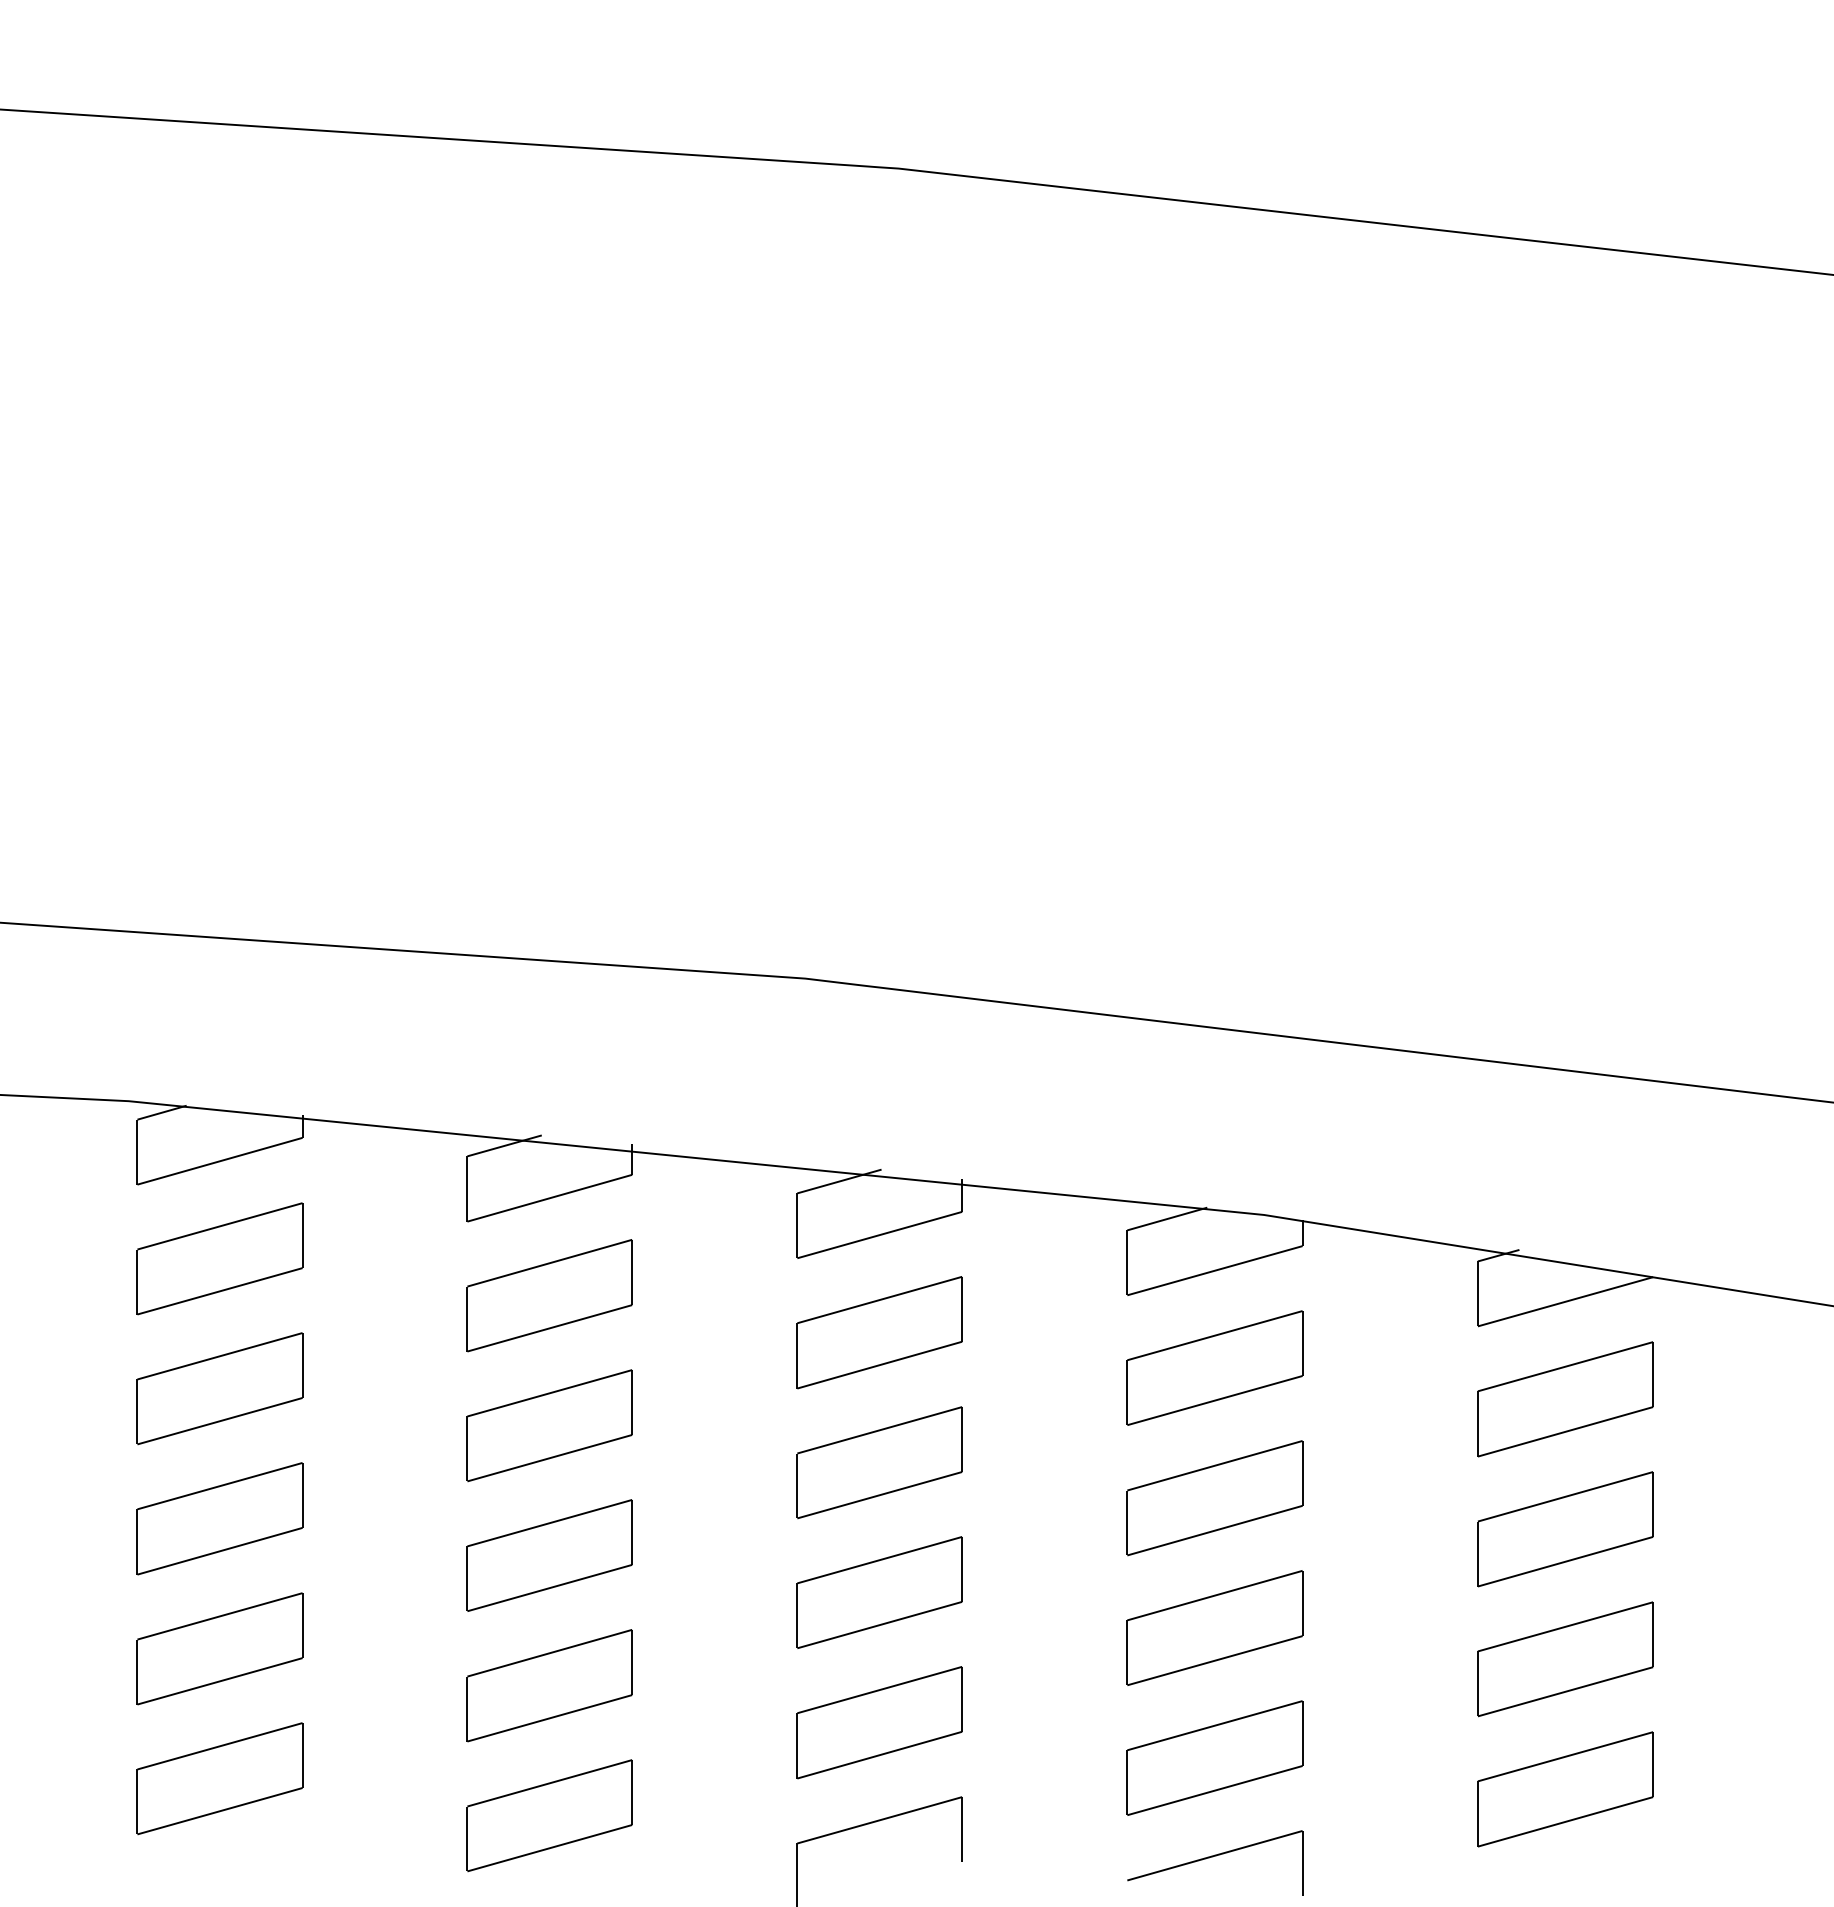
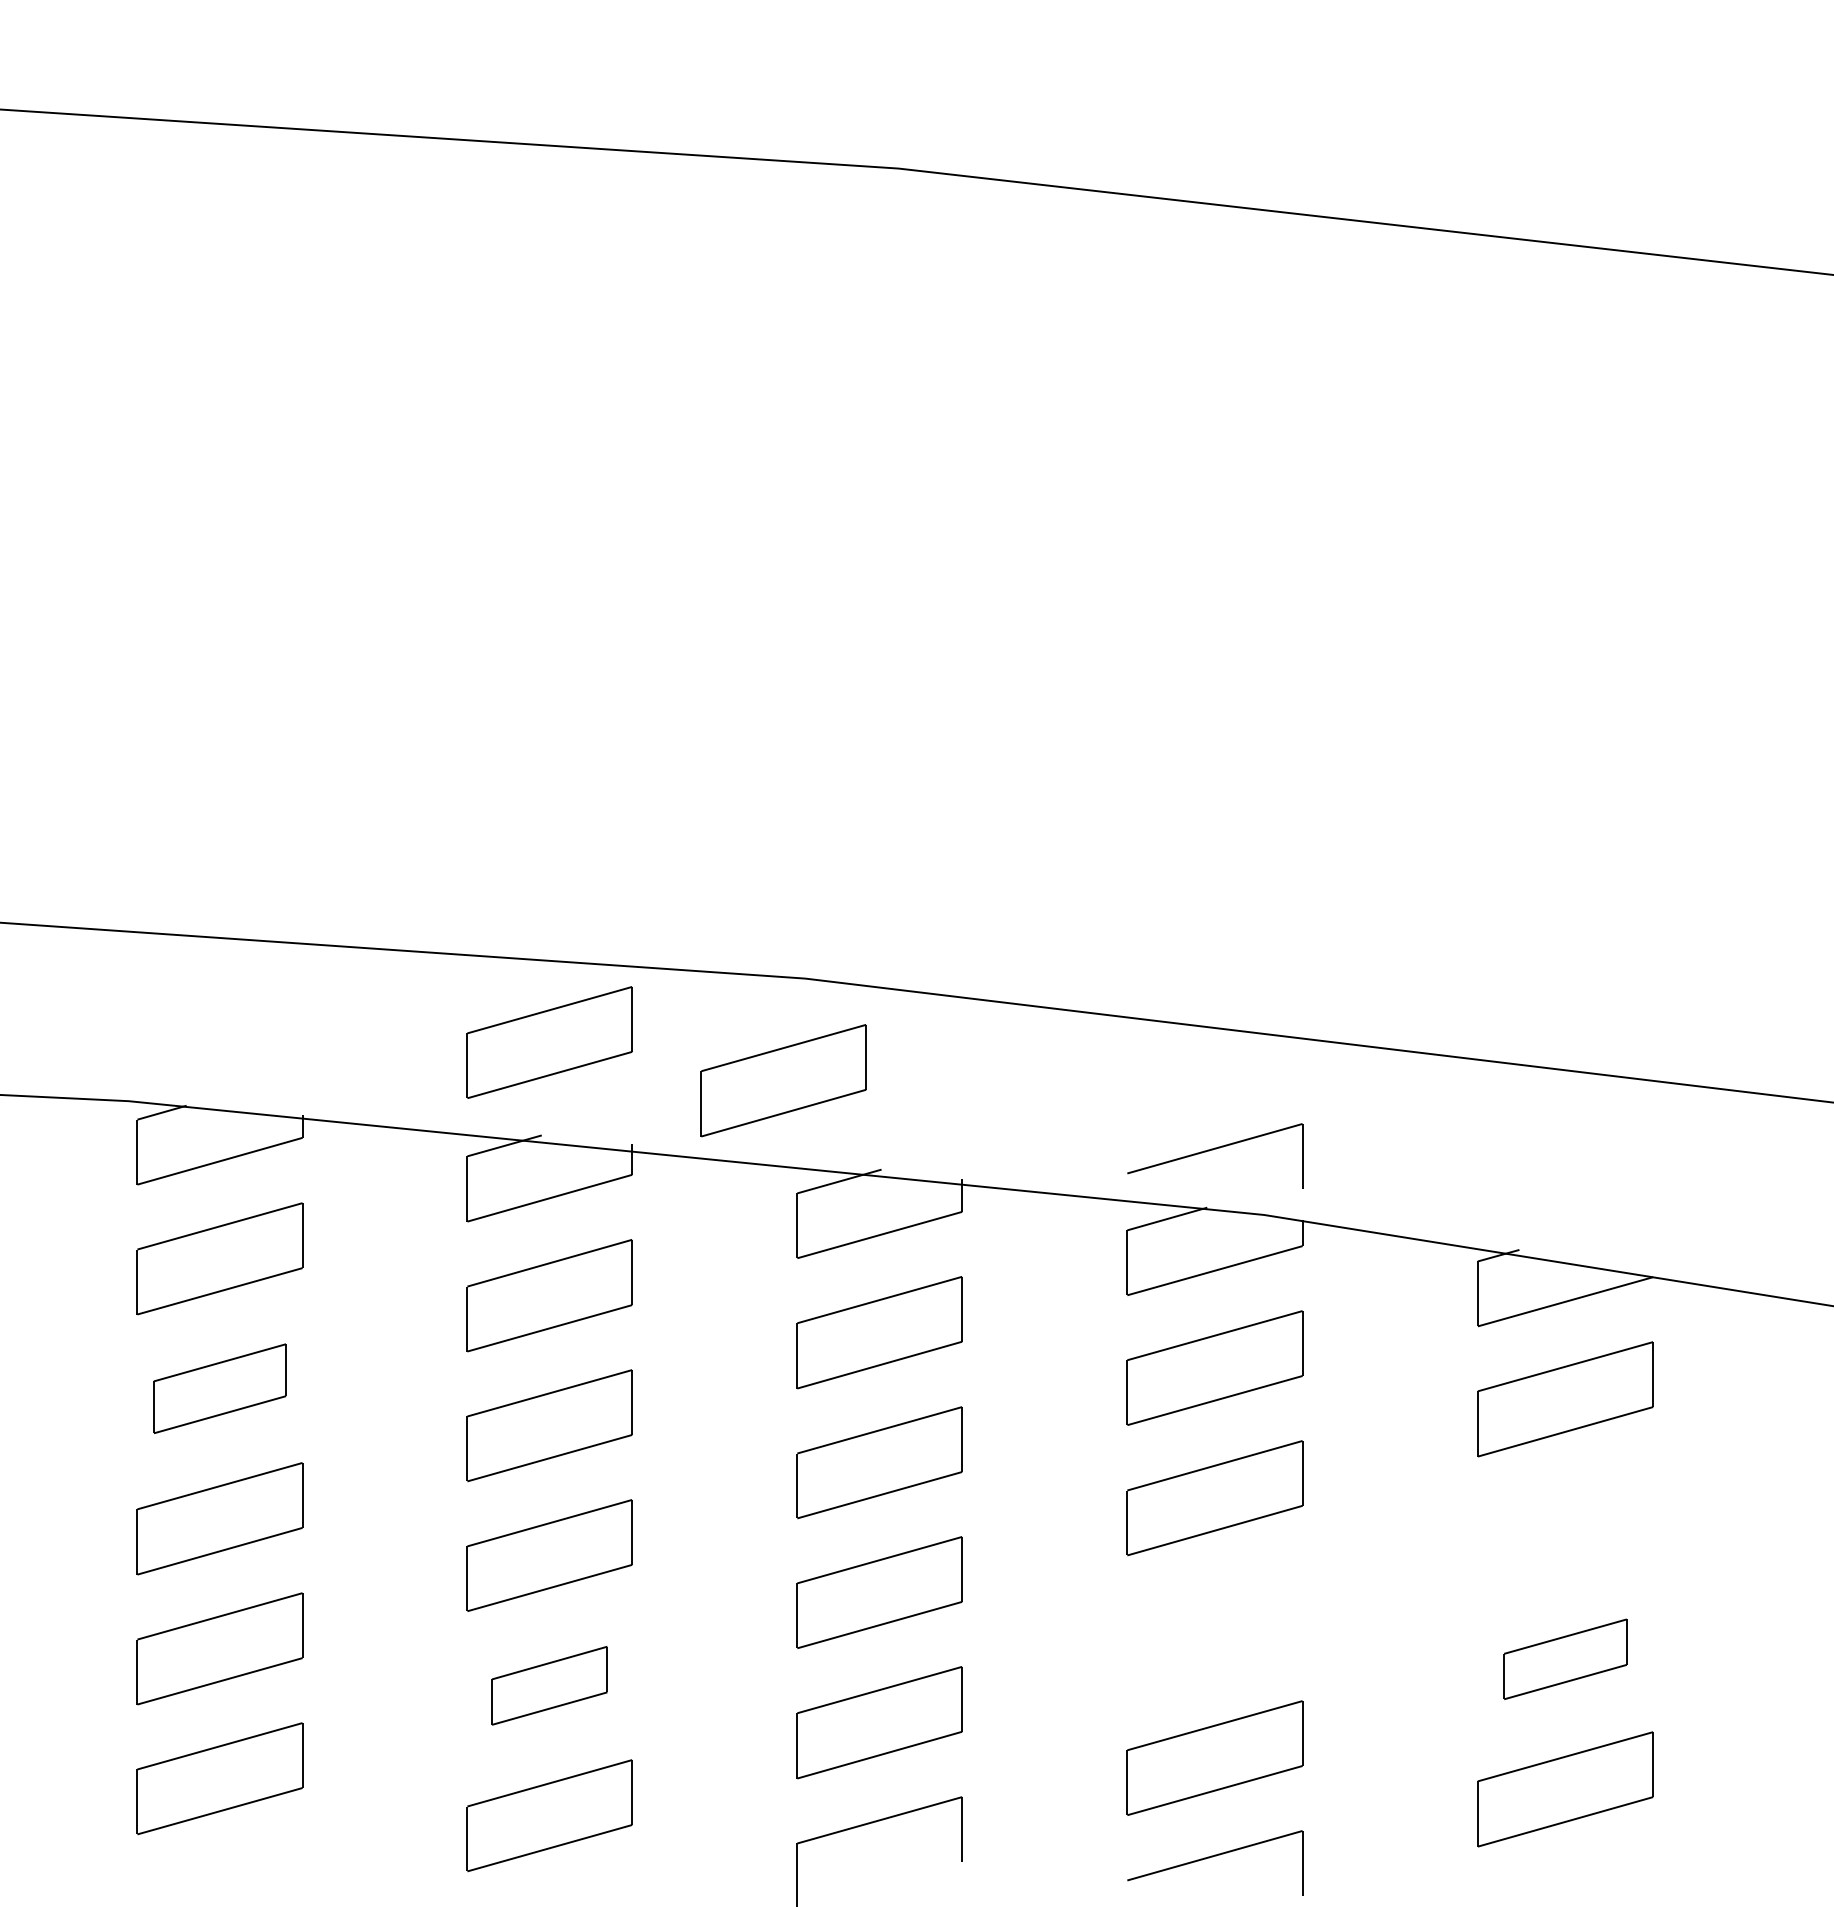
part: none -> present (549, 1042)
part: none -> present (783, 1080)
part: none -> present (1215, 1155)
part size: 168x114 px -> 134x92 px (219, 1388)
part: present -> none (1565, 1529)
part: present -> none (1214, 1627)
part size: 177x117 px -> 125x82 px (1565, 1658)
part size: 167x114 px -> 117x80 px (549, 1685)
